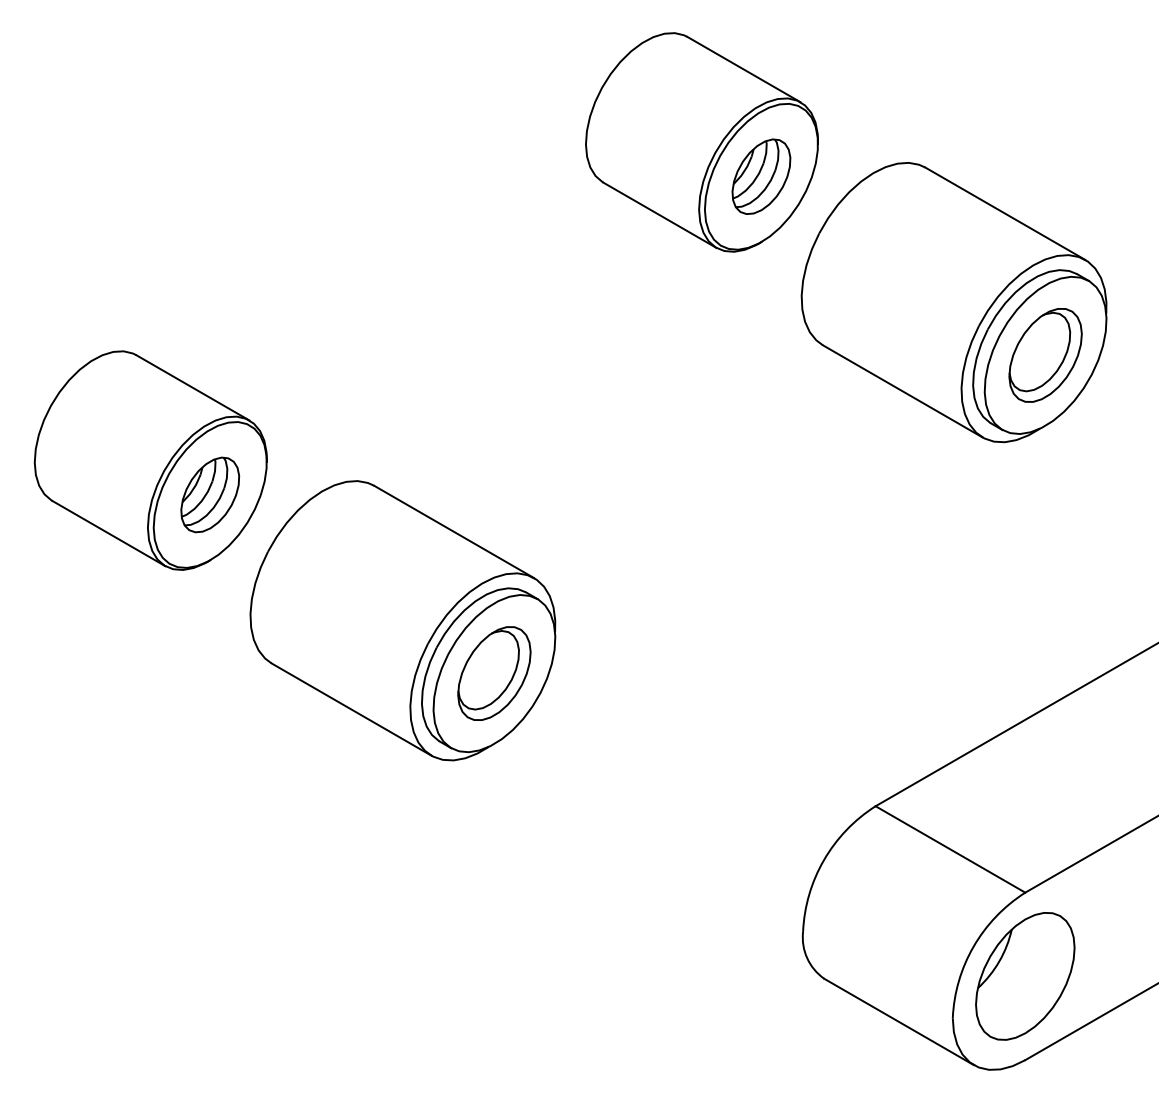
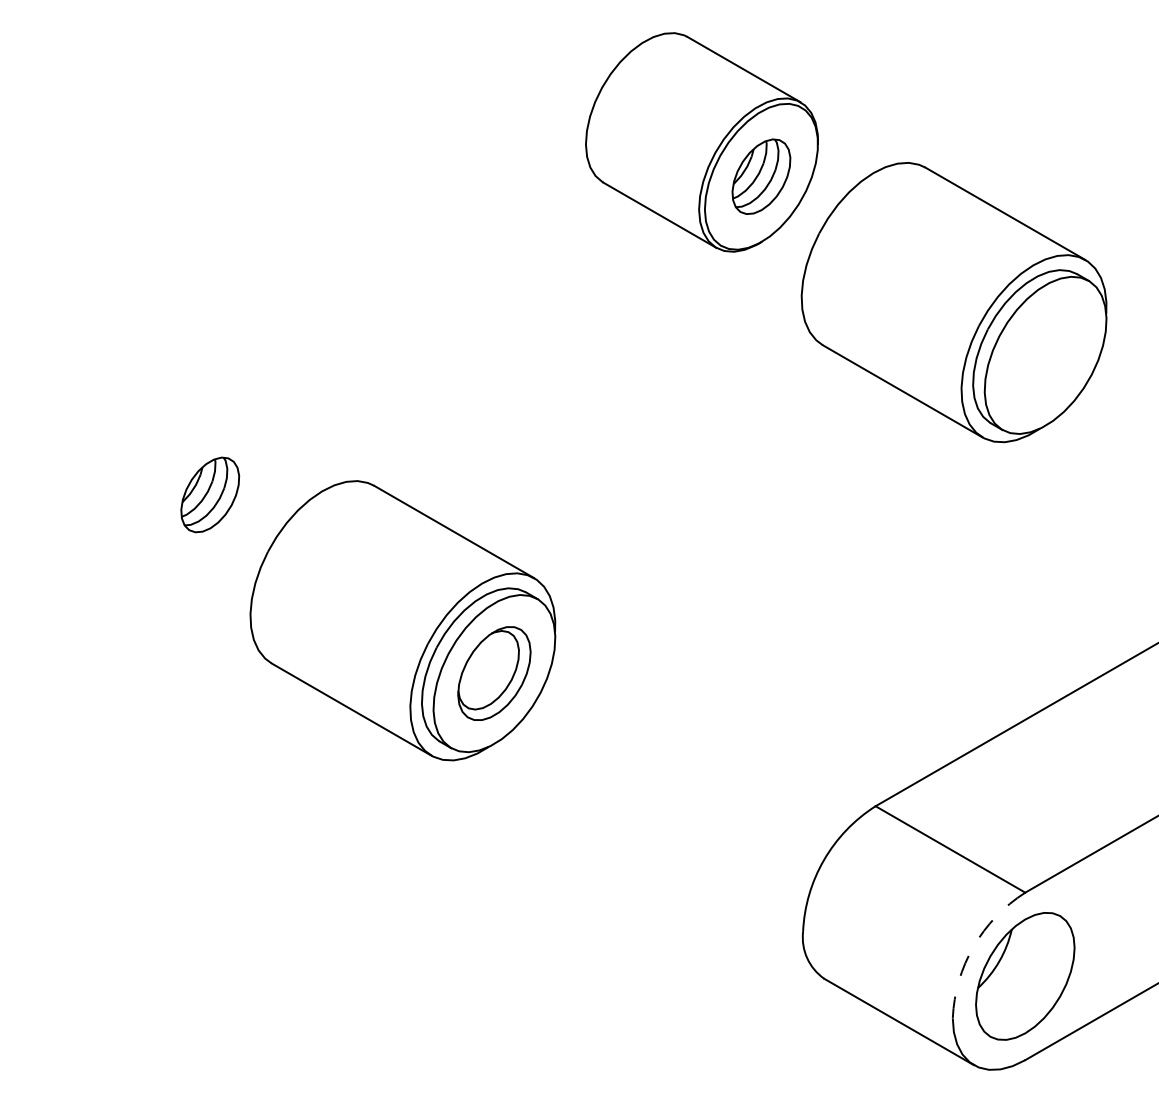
part: present -> none (1045, 355)
part: present -> none (150, 460)
arc: solid -> dashed (973, 946)
